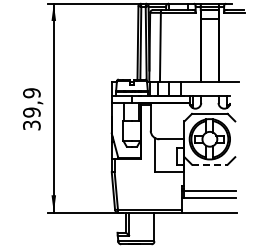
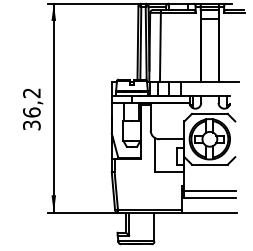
text: 39,9 -> 36,2 (31, 102)
line: dashed -> solid (209, 164)
